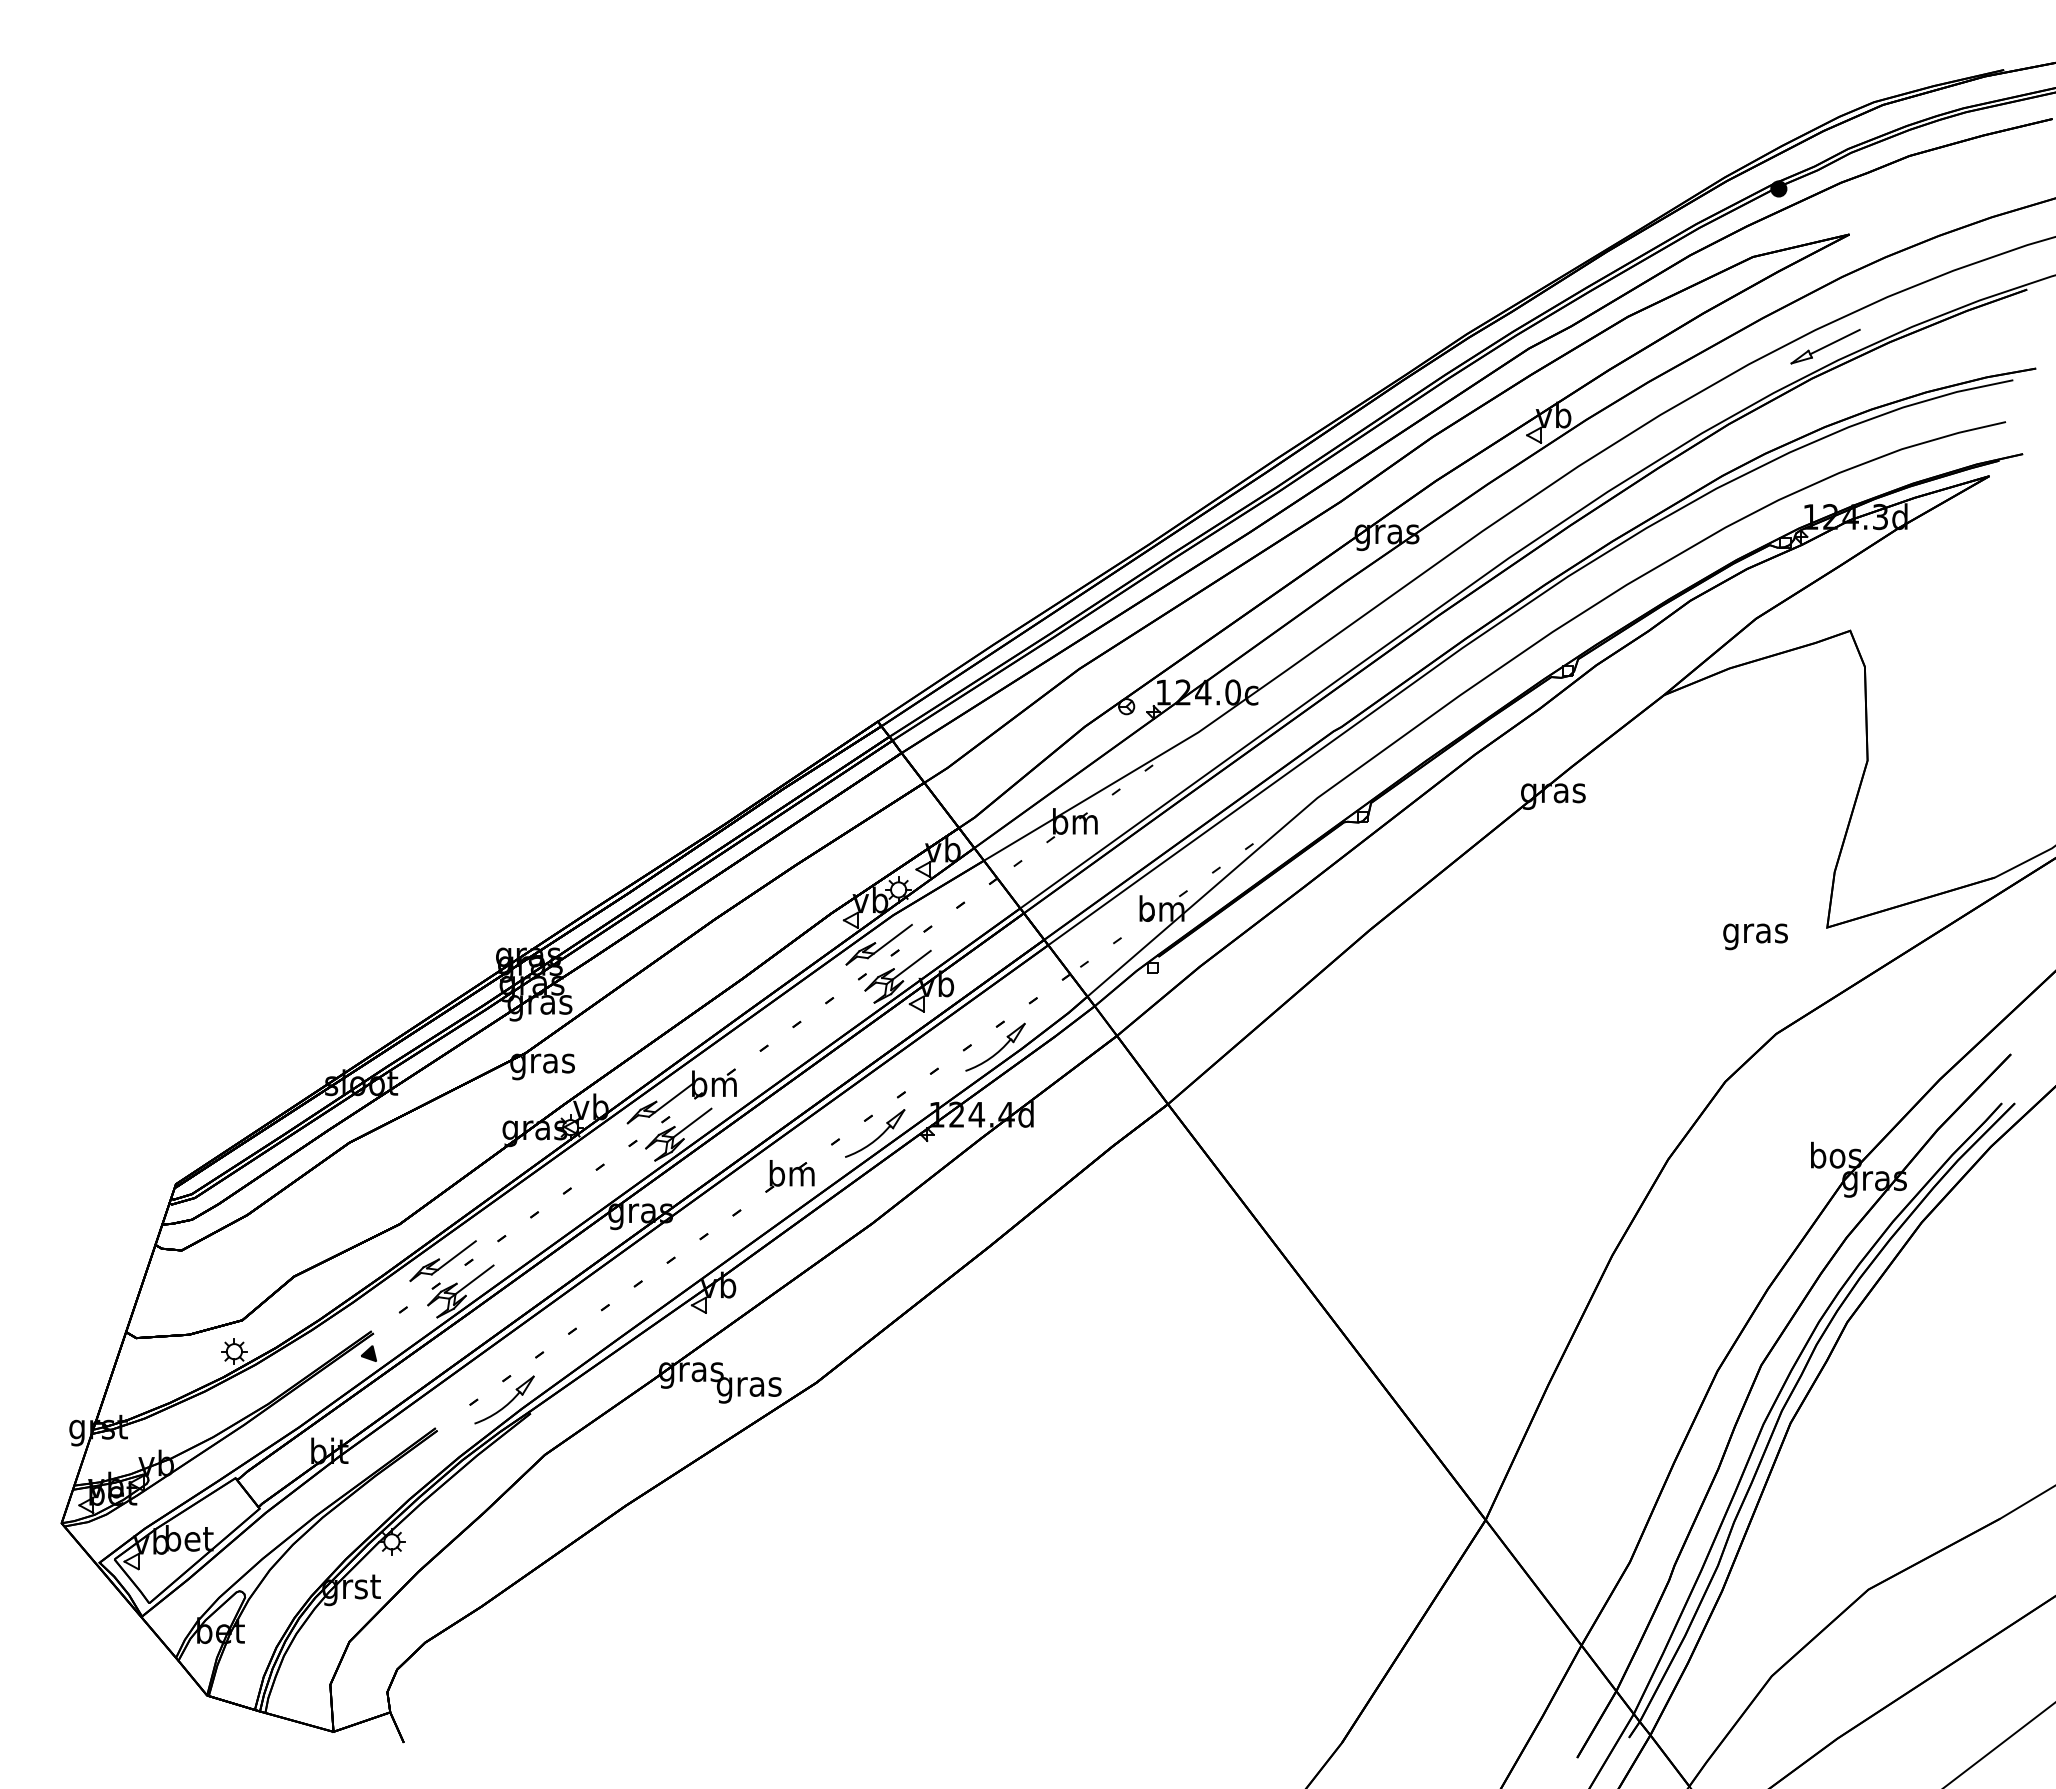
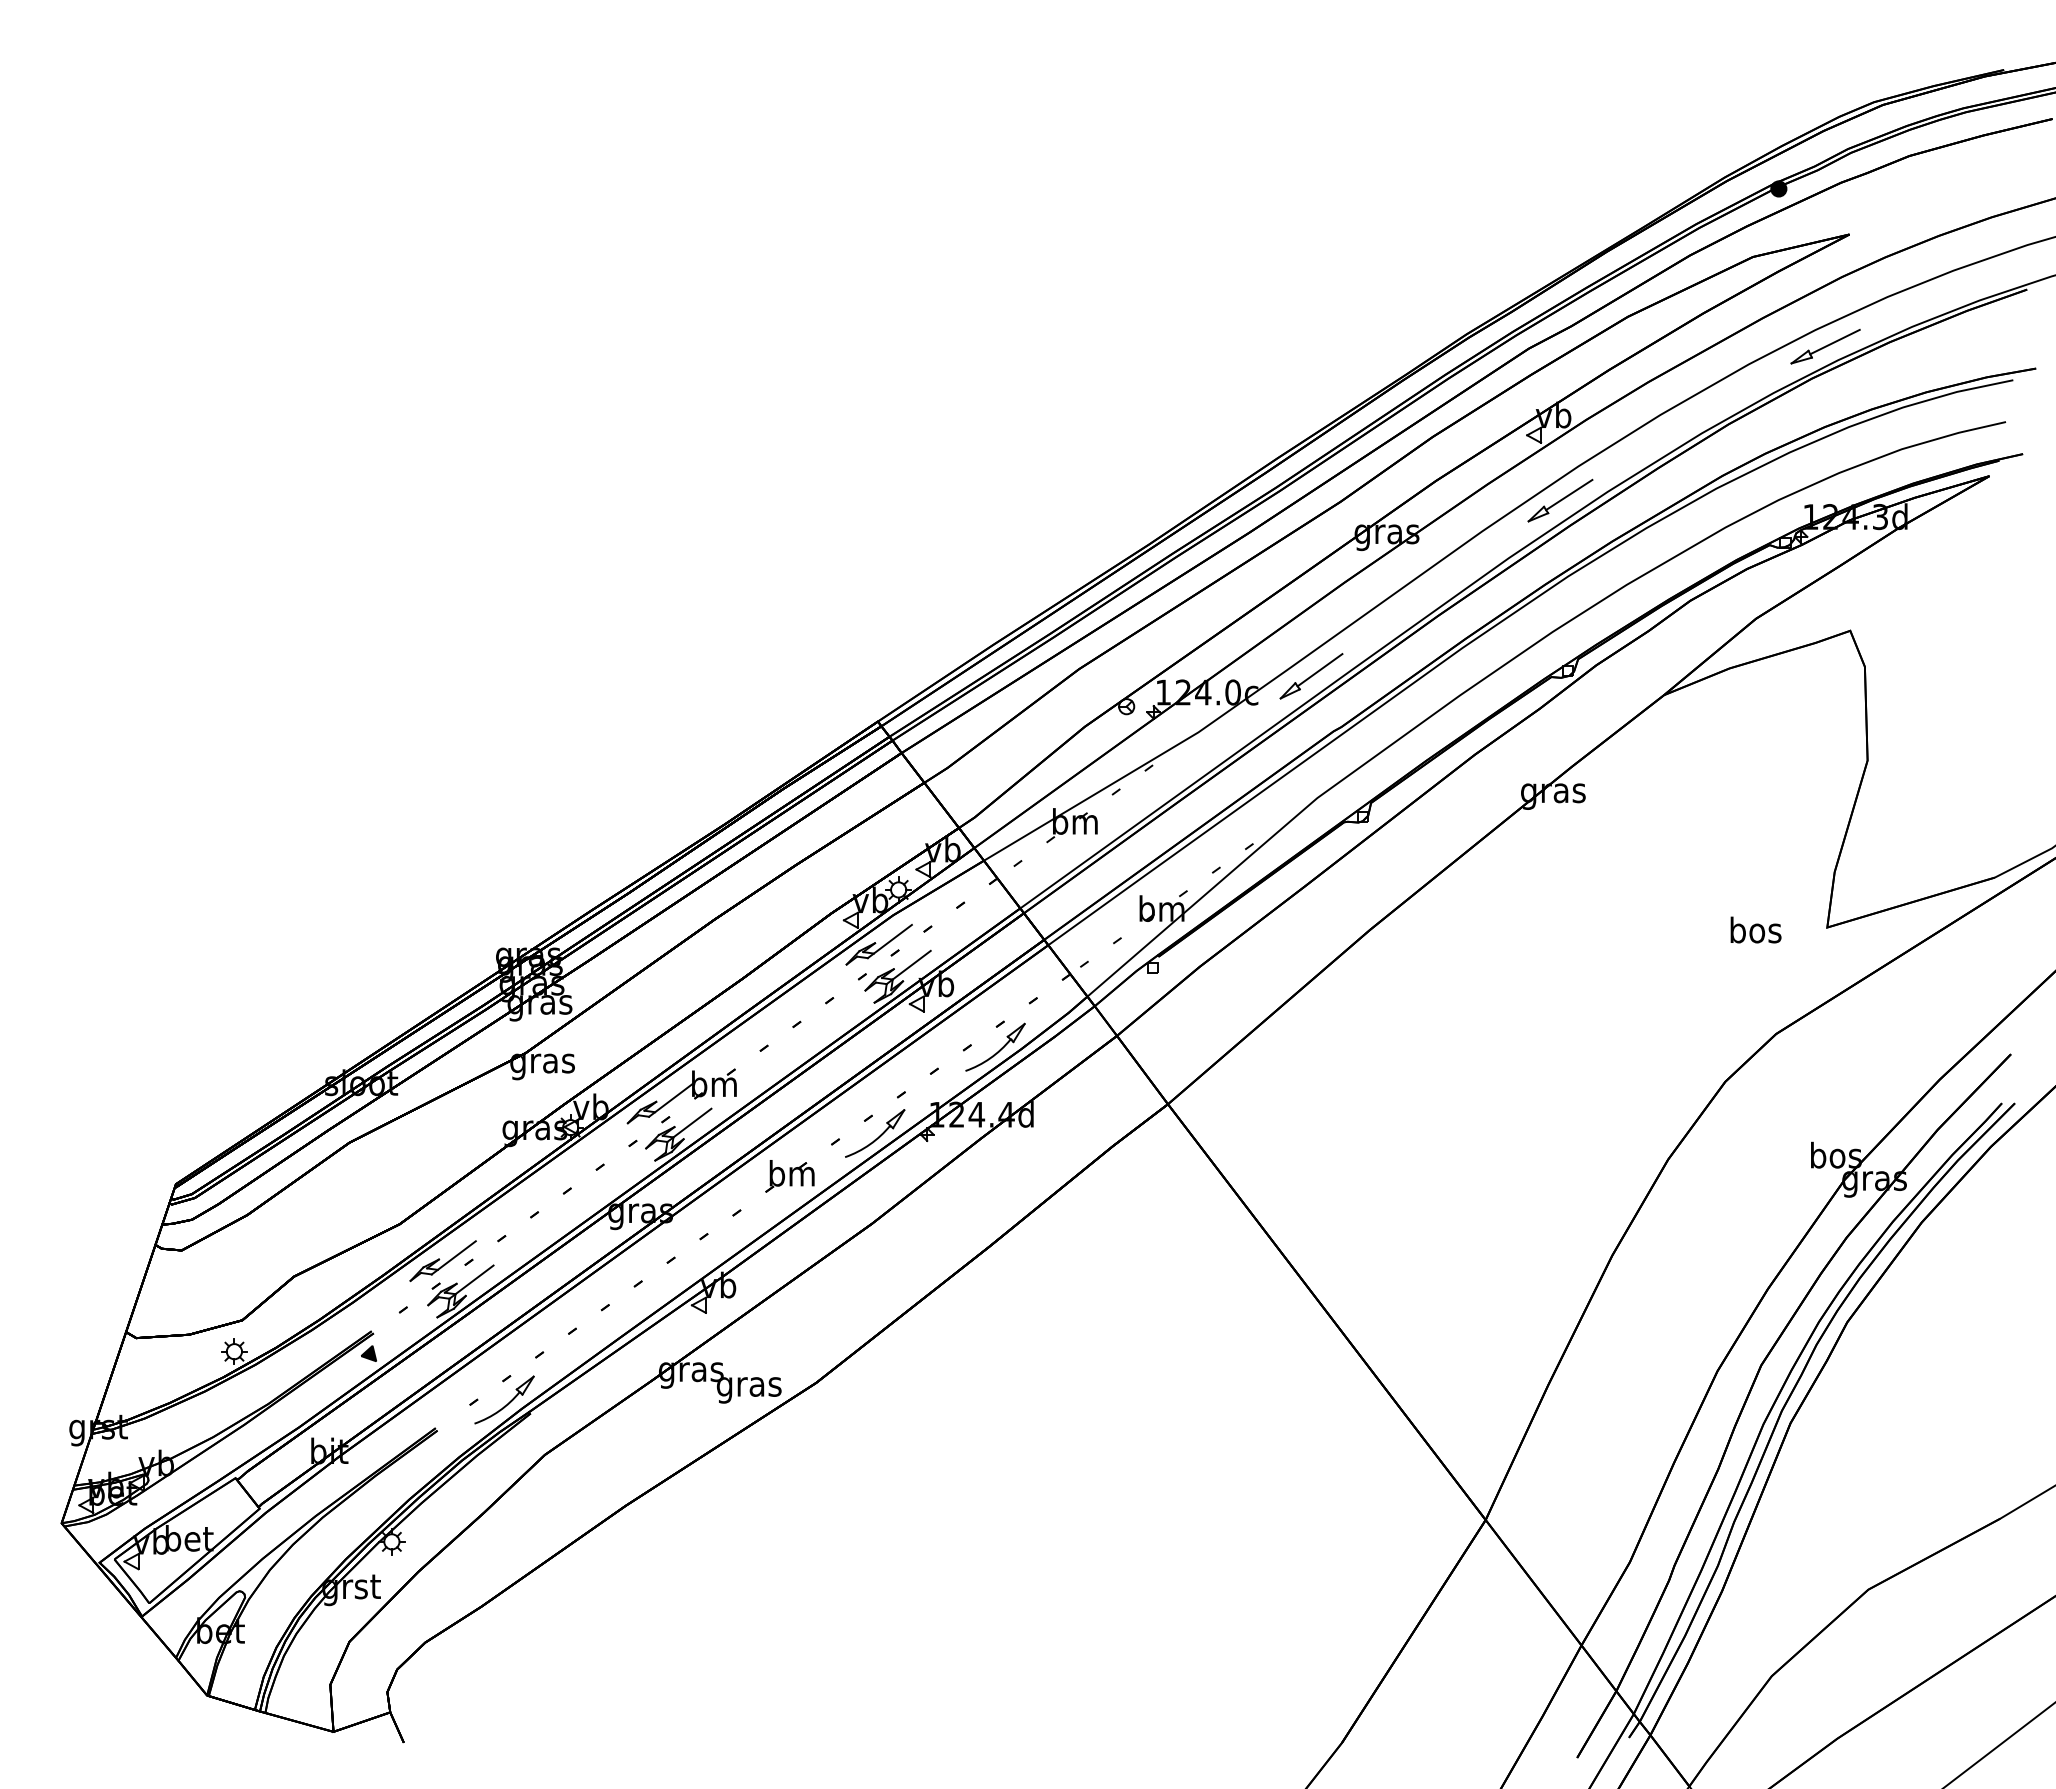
part: none -> present (1560, 500)
part: none -> present (1311, 676)
text: gras -> bos (1755, 933)
